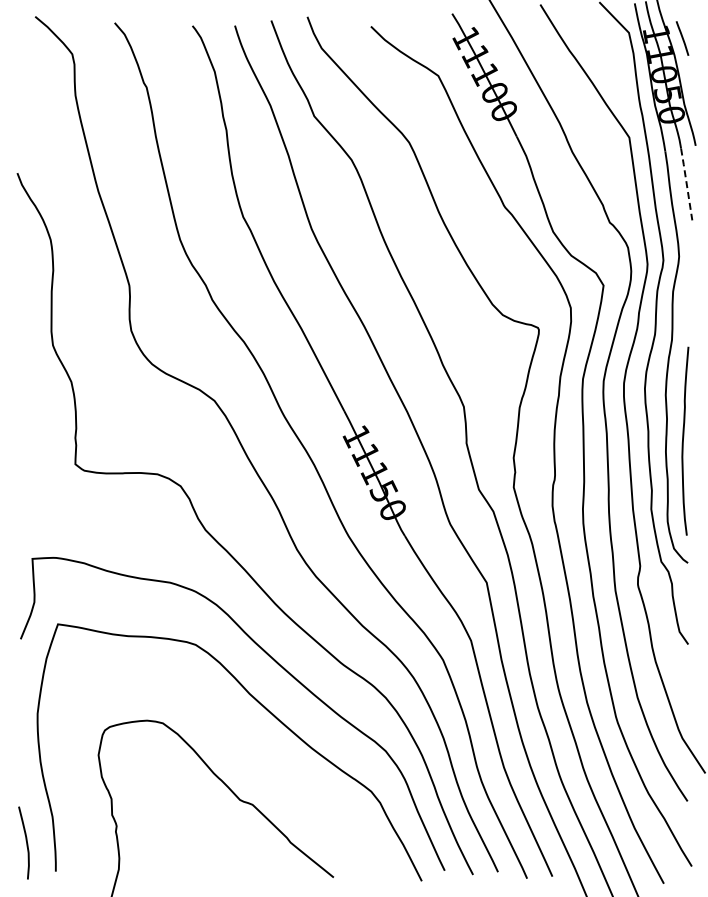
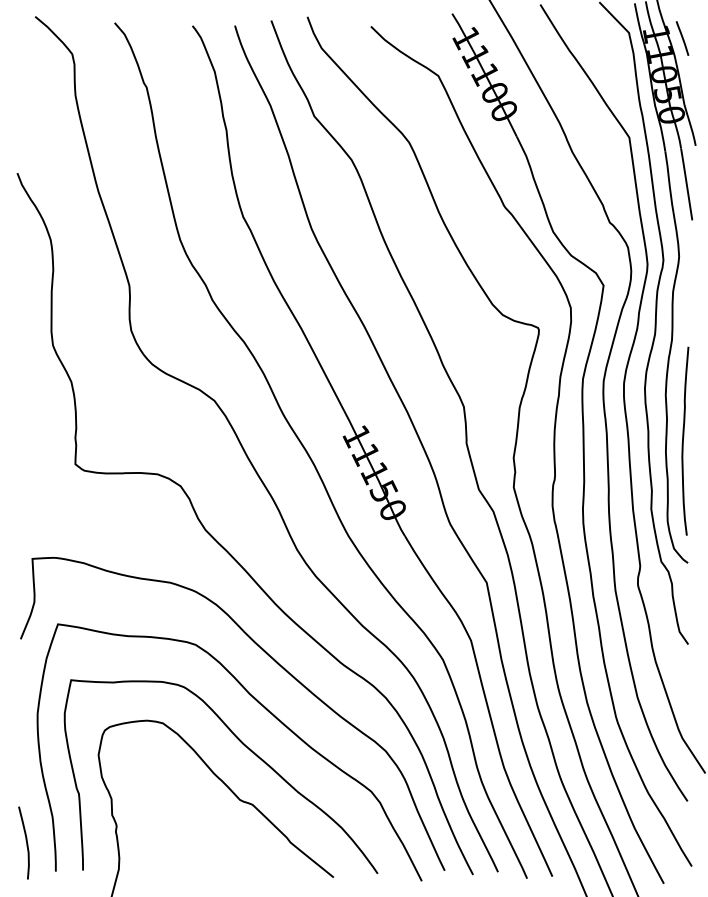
line: dashed -> solid (686, 183)
curve: none -> present (244, 746)
